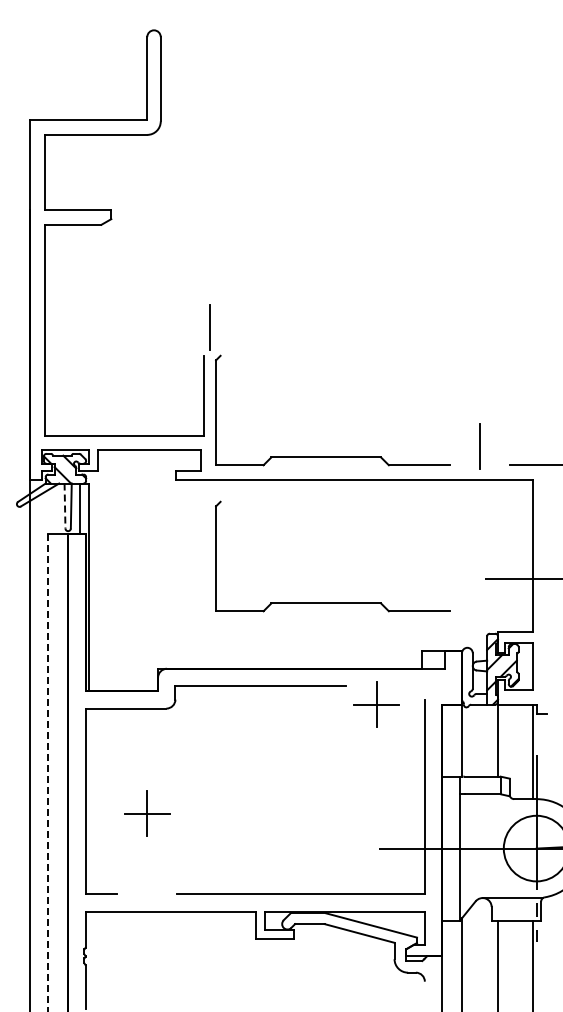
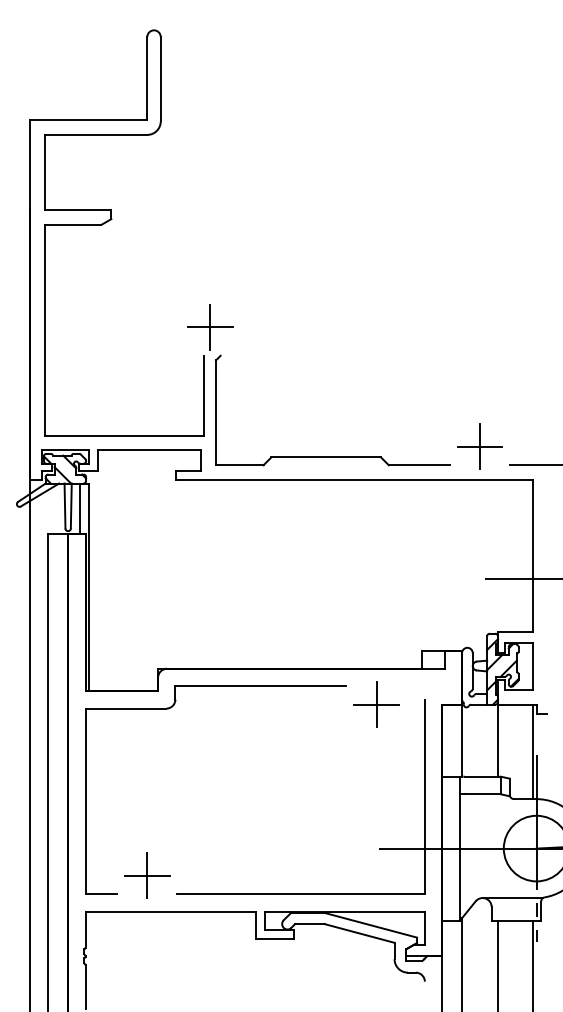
line: none -> present (209, 327)
line: none -> present (479, 446)
line: dashed -> solid (65, 506)
part: present -> none (332, 602)
line: dashed -> solid (48, 772)
part position: (147, 813) -> (147, 875) (147, 875)
